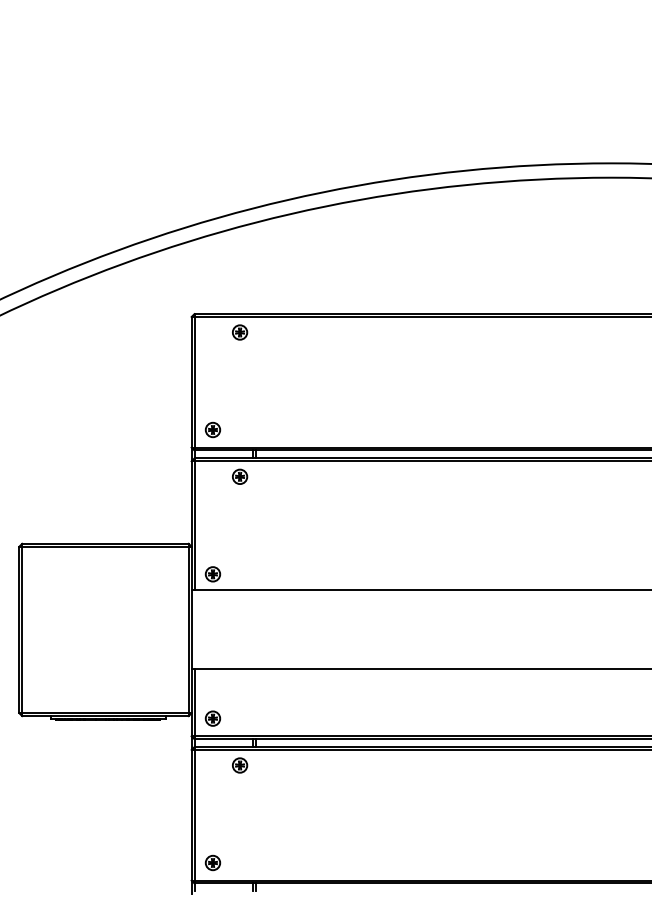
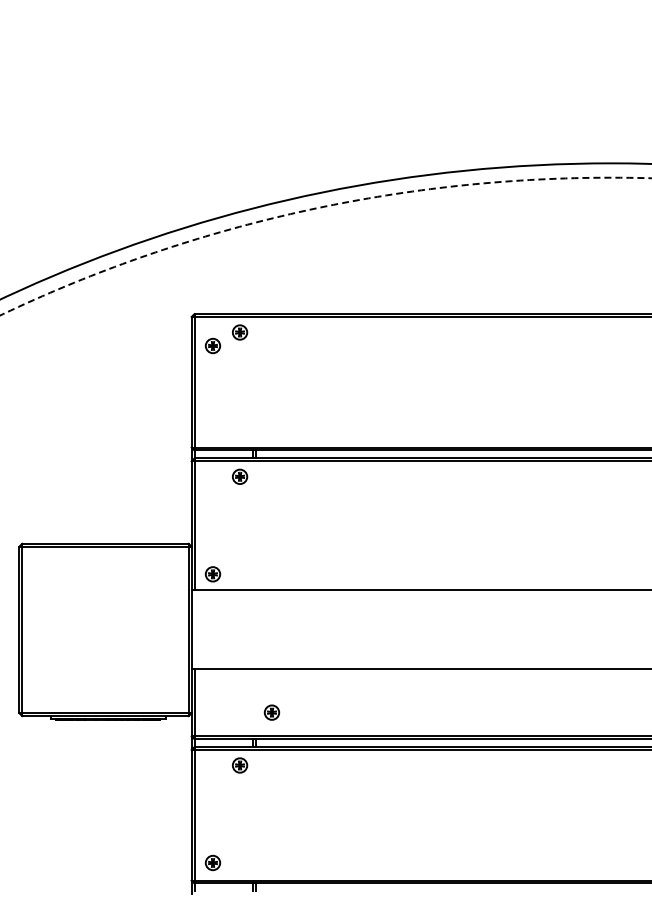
arc: solid -> dashed (317, 208)
part position: (212, 429) -> (212, 345) (212, 345)
part position: (212, 718) -> (271, 712) (271, 712)
